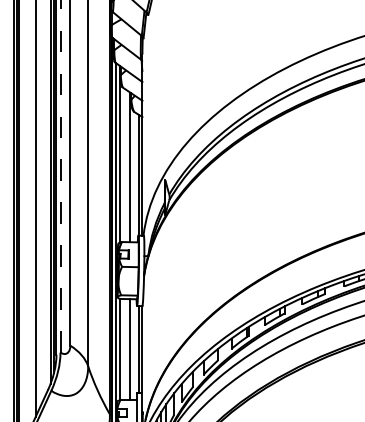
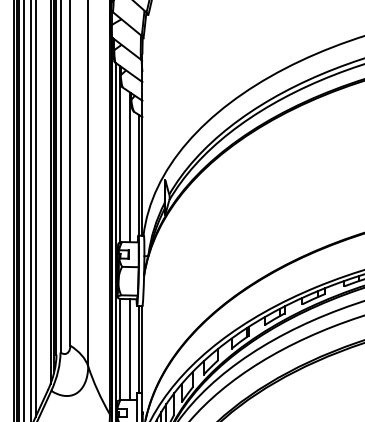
line: dashed -> solid (60, 176)
line: none -> present (24, 210)
line: none -> present (30, 210)
